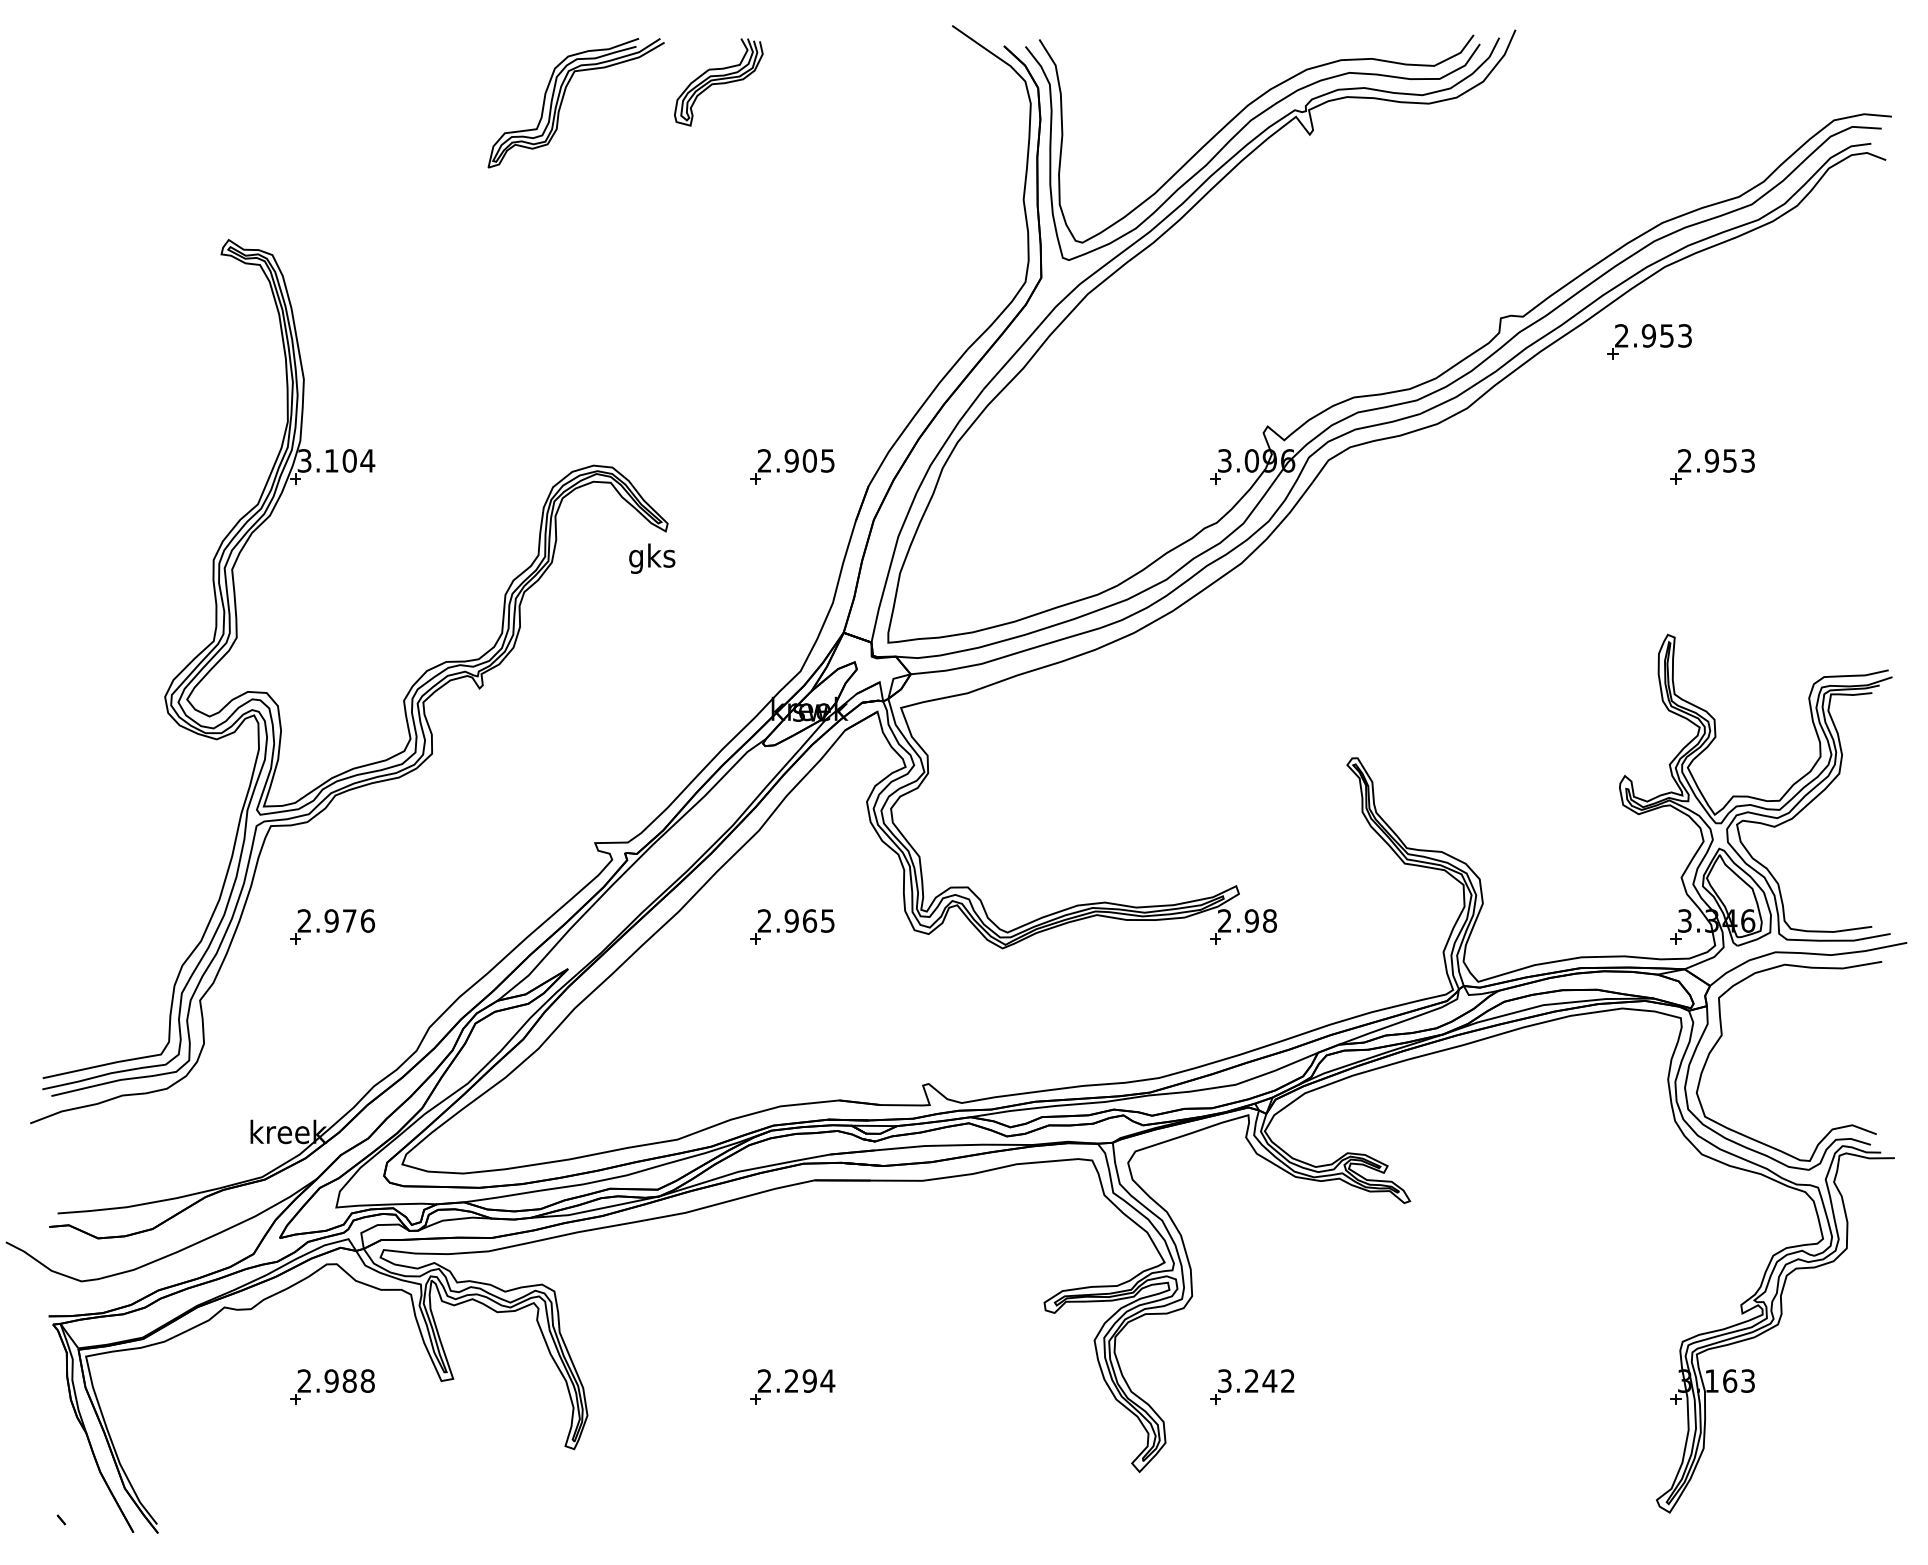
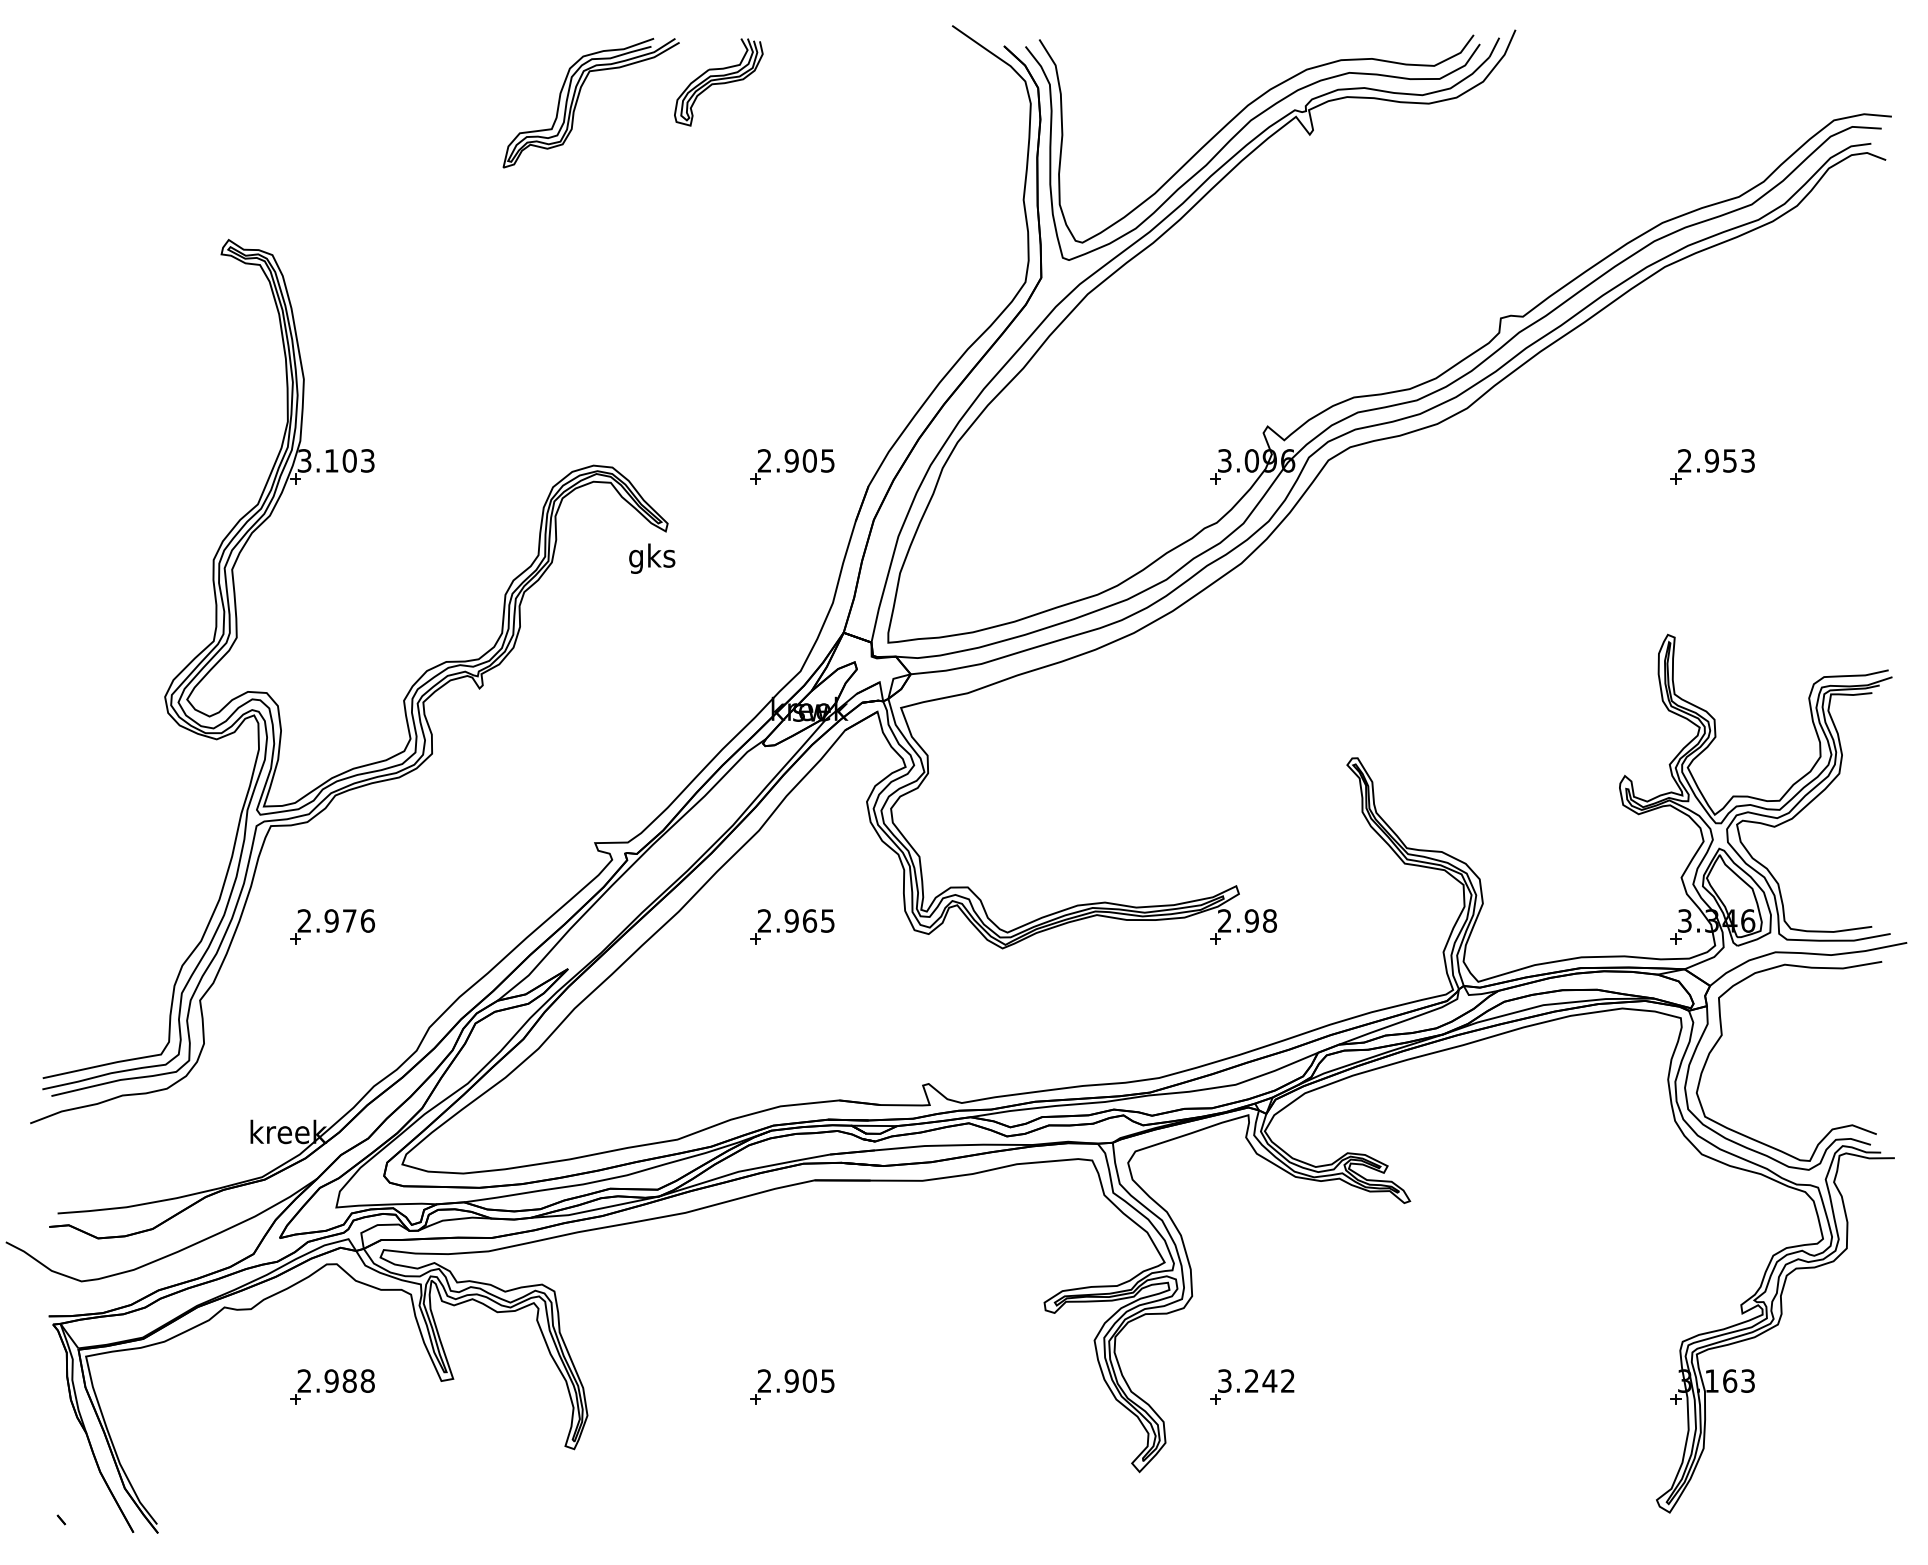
part position: (563, 99) -> (578, 99) (578, 99)
part: present -> none (1649, 341)
text: 3.104 -> 3.103 (367, 460)
text: 2.294 -> 2.905 (809, 1380)
